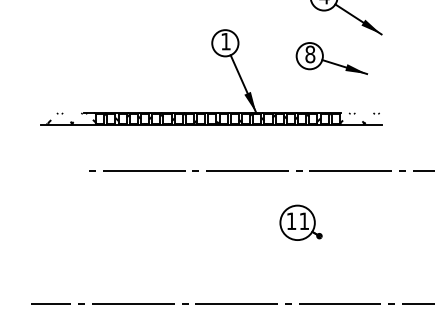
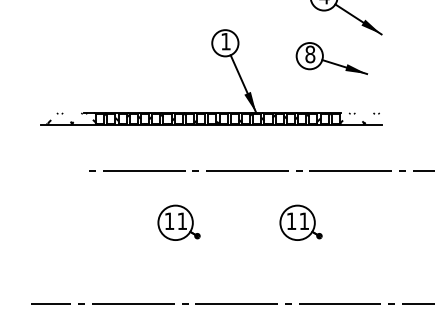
part: none -> present (178, 222)
